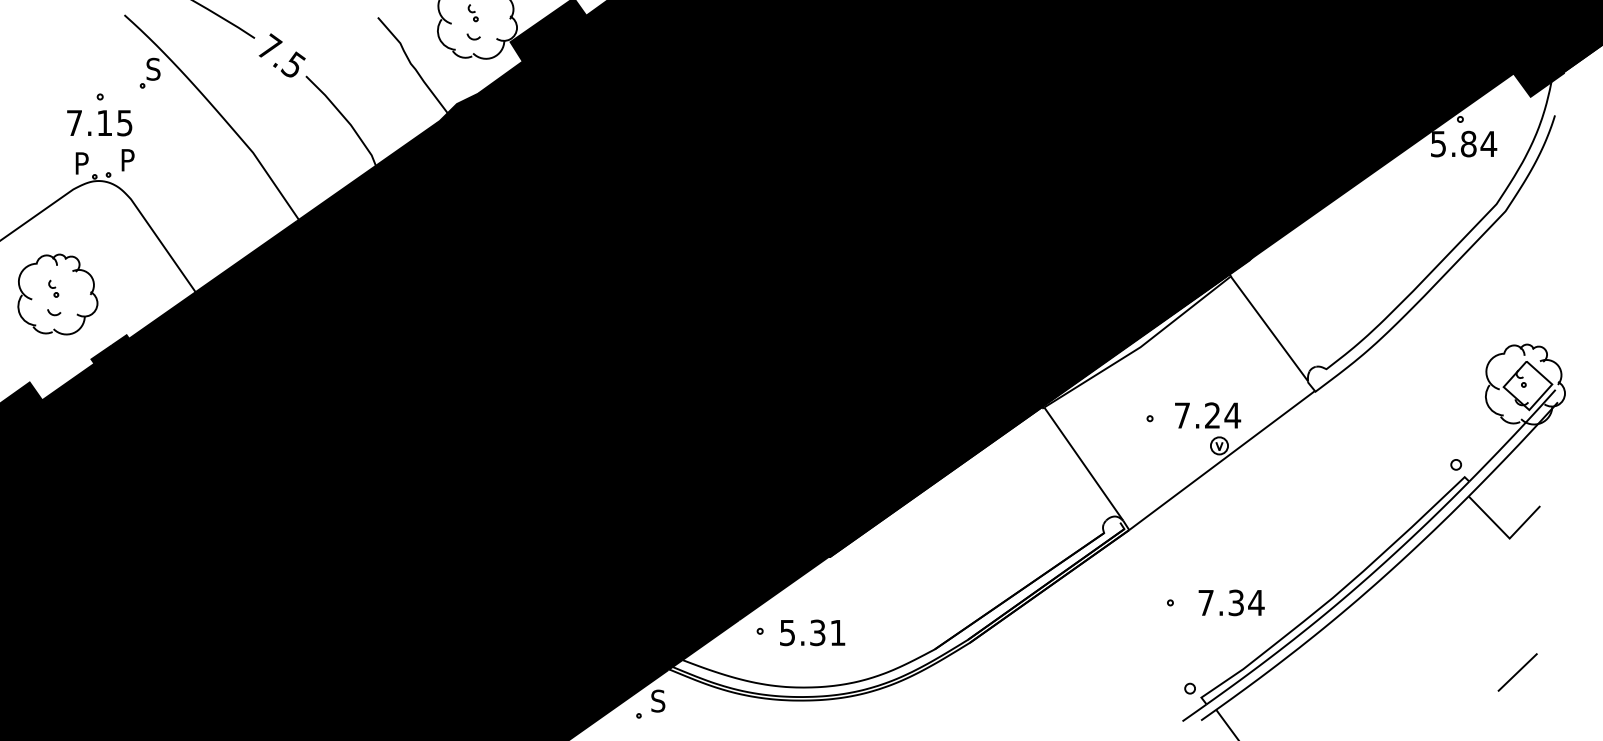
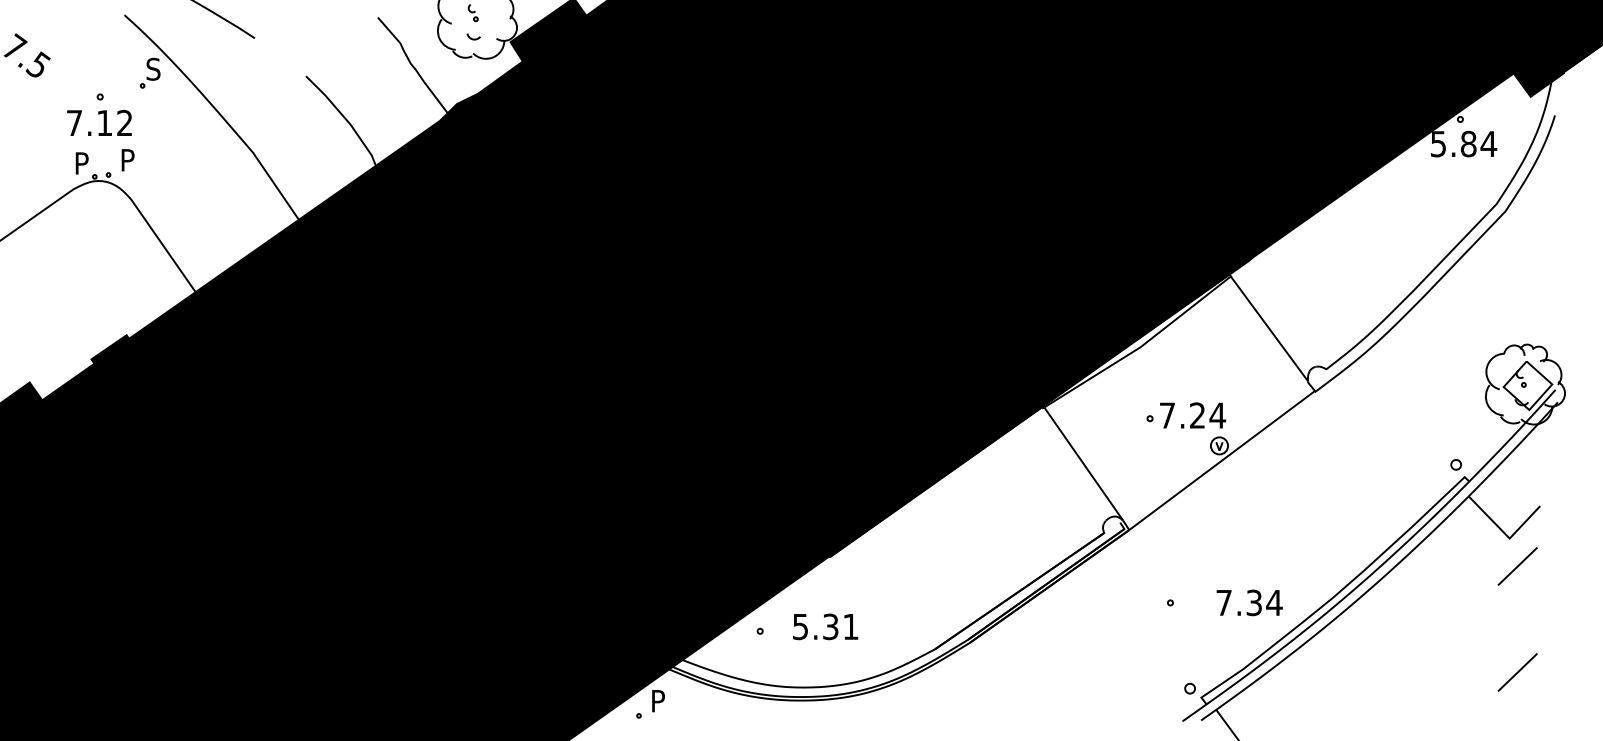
text position: (281, 55) -> (26, 55) (26, 55)
text: 7.15 -> 7.12 (124, 122)
part: present -> none (57, 294)
text position: (1208, 415) -> (1193, 415) (1193, 415)
line: none -> present (1517, 566)
text position: (1231, 602) -> (1249, 602) (1249, 602)
text position: (812, 632) -> (825, 626) (825, 626)
text: S -> P (658, 700)
